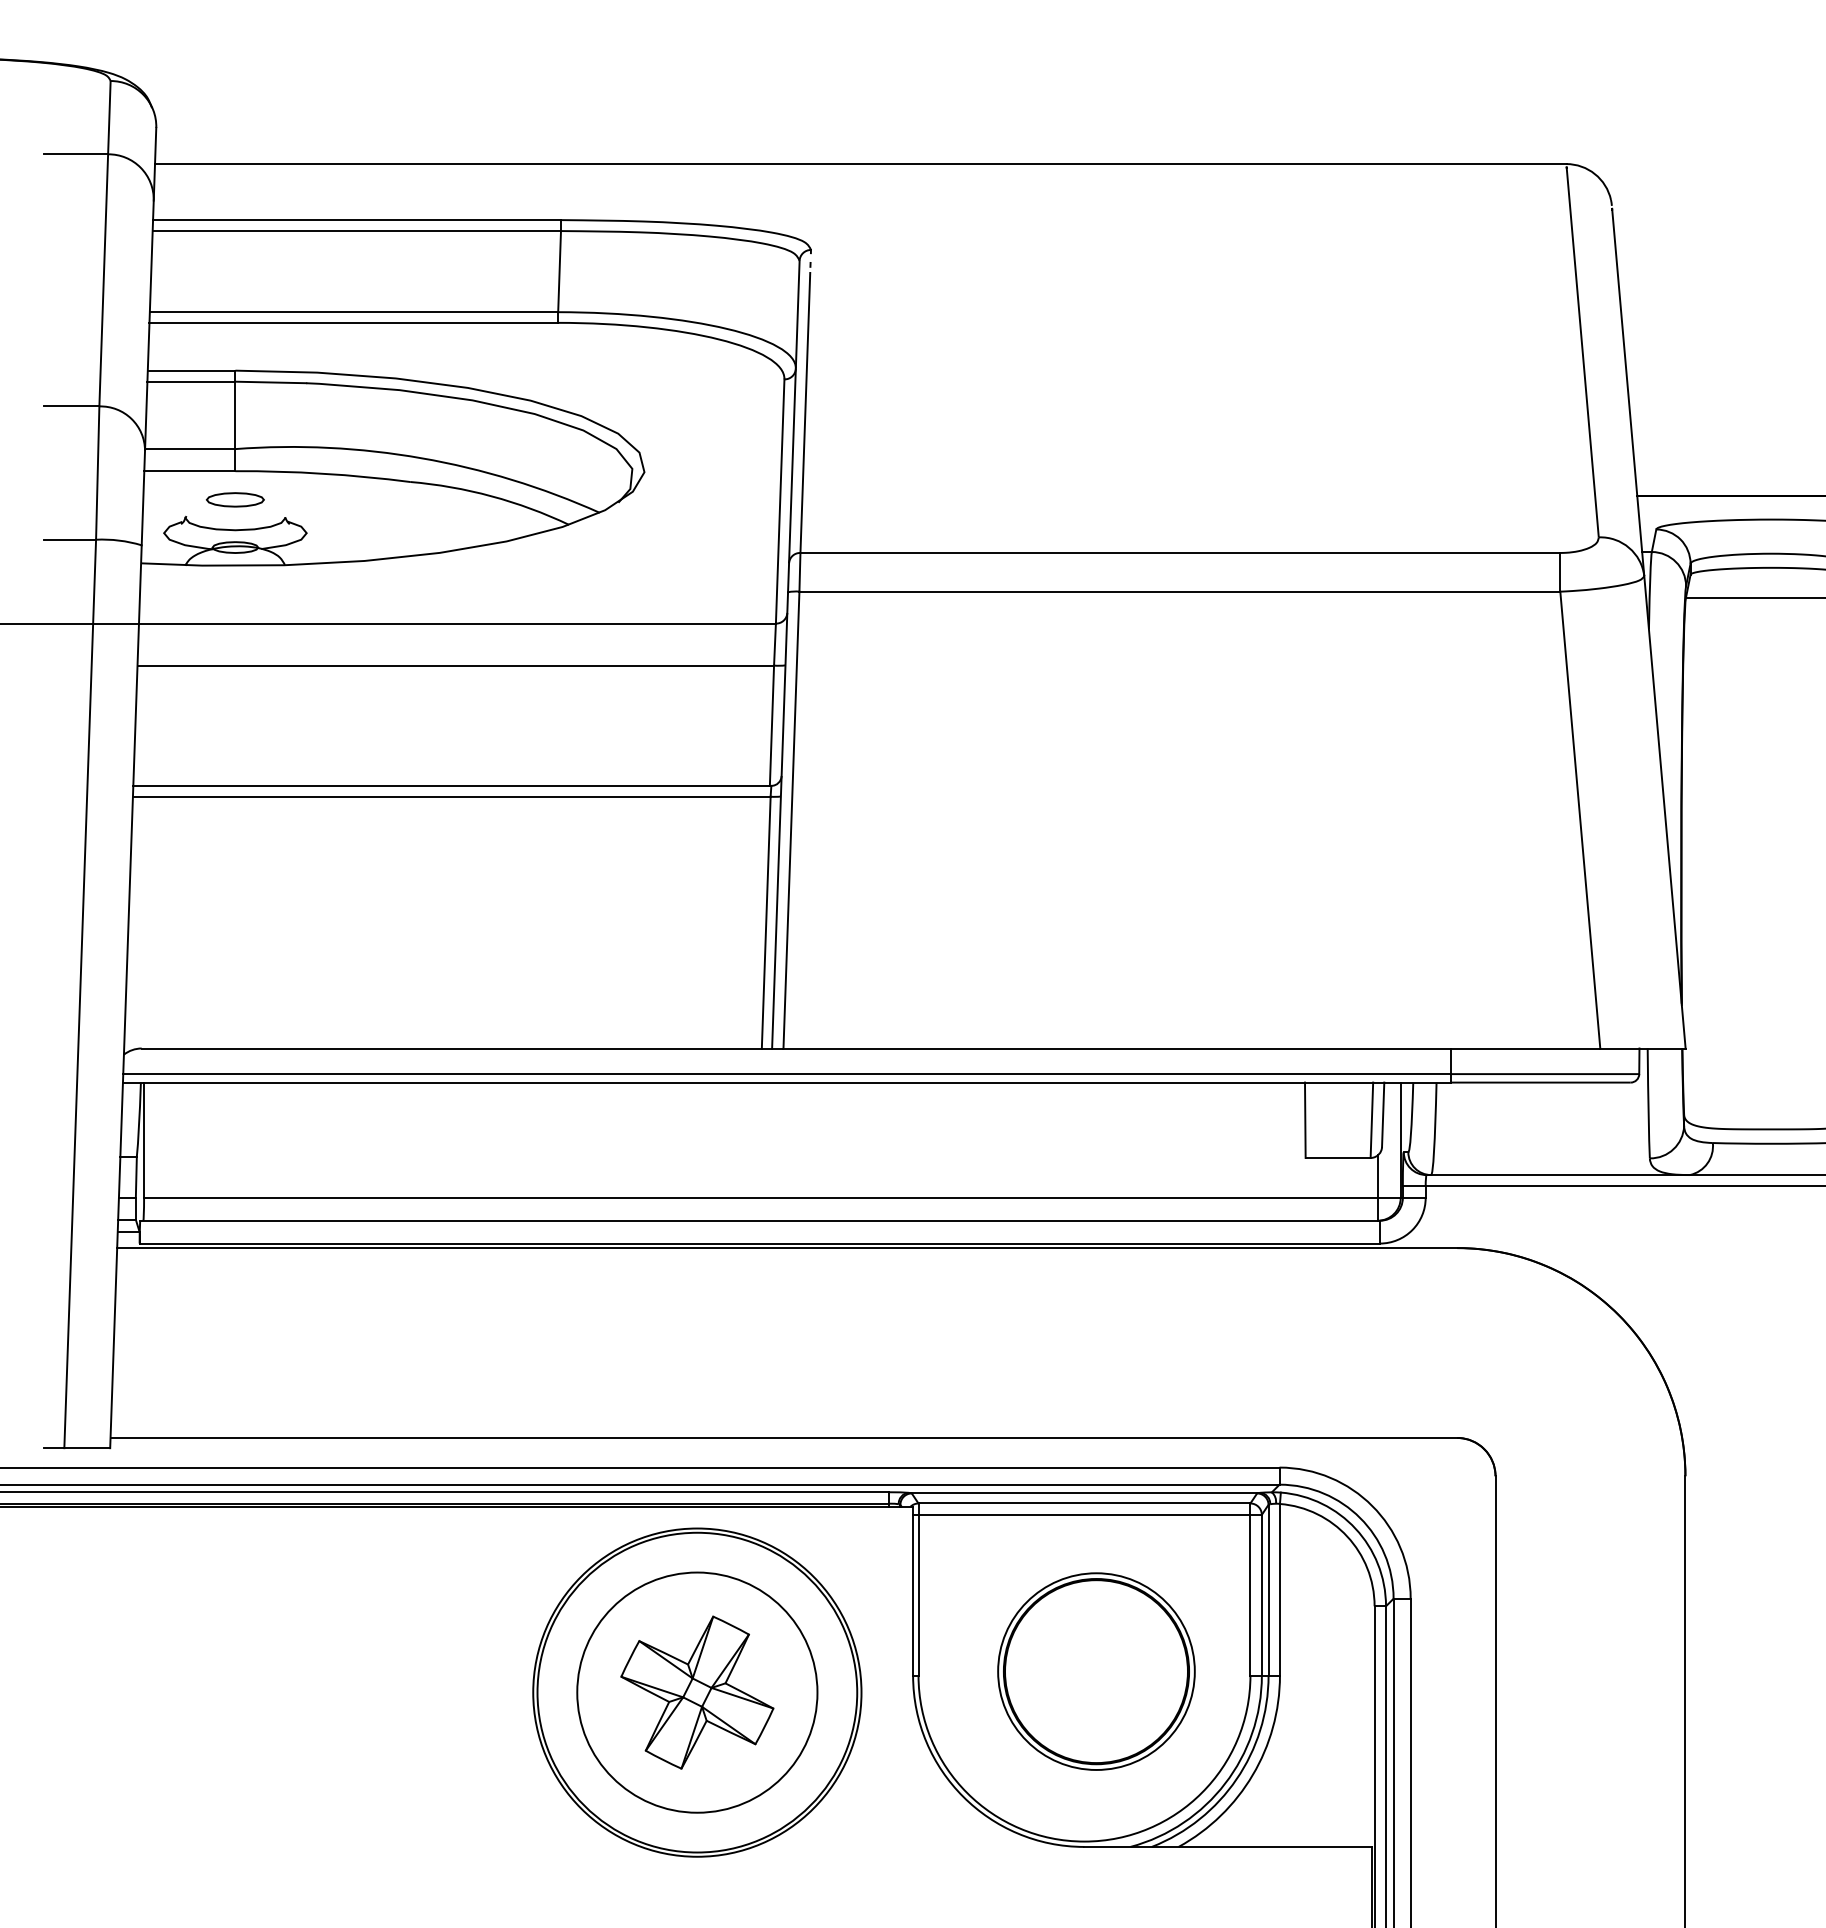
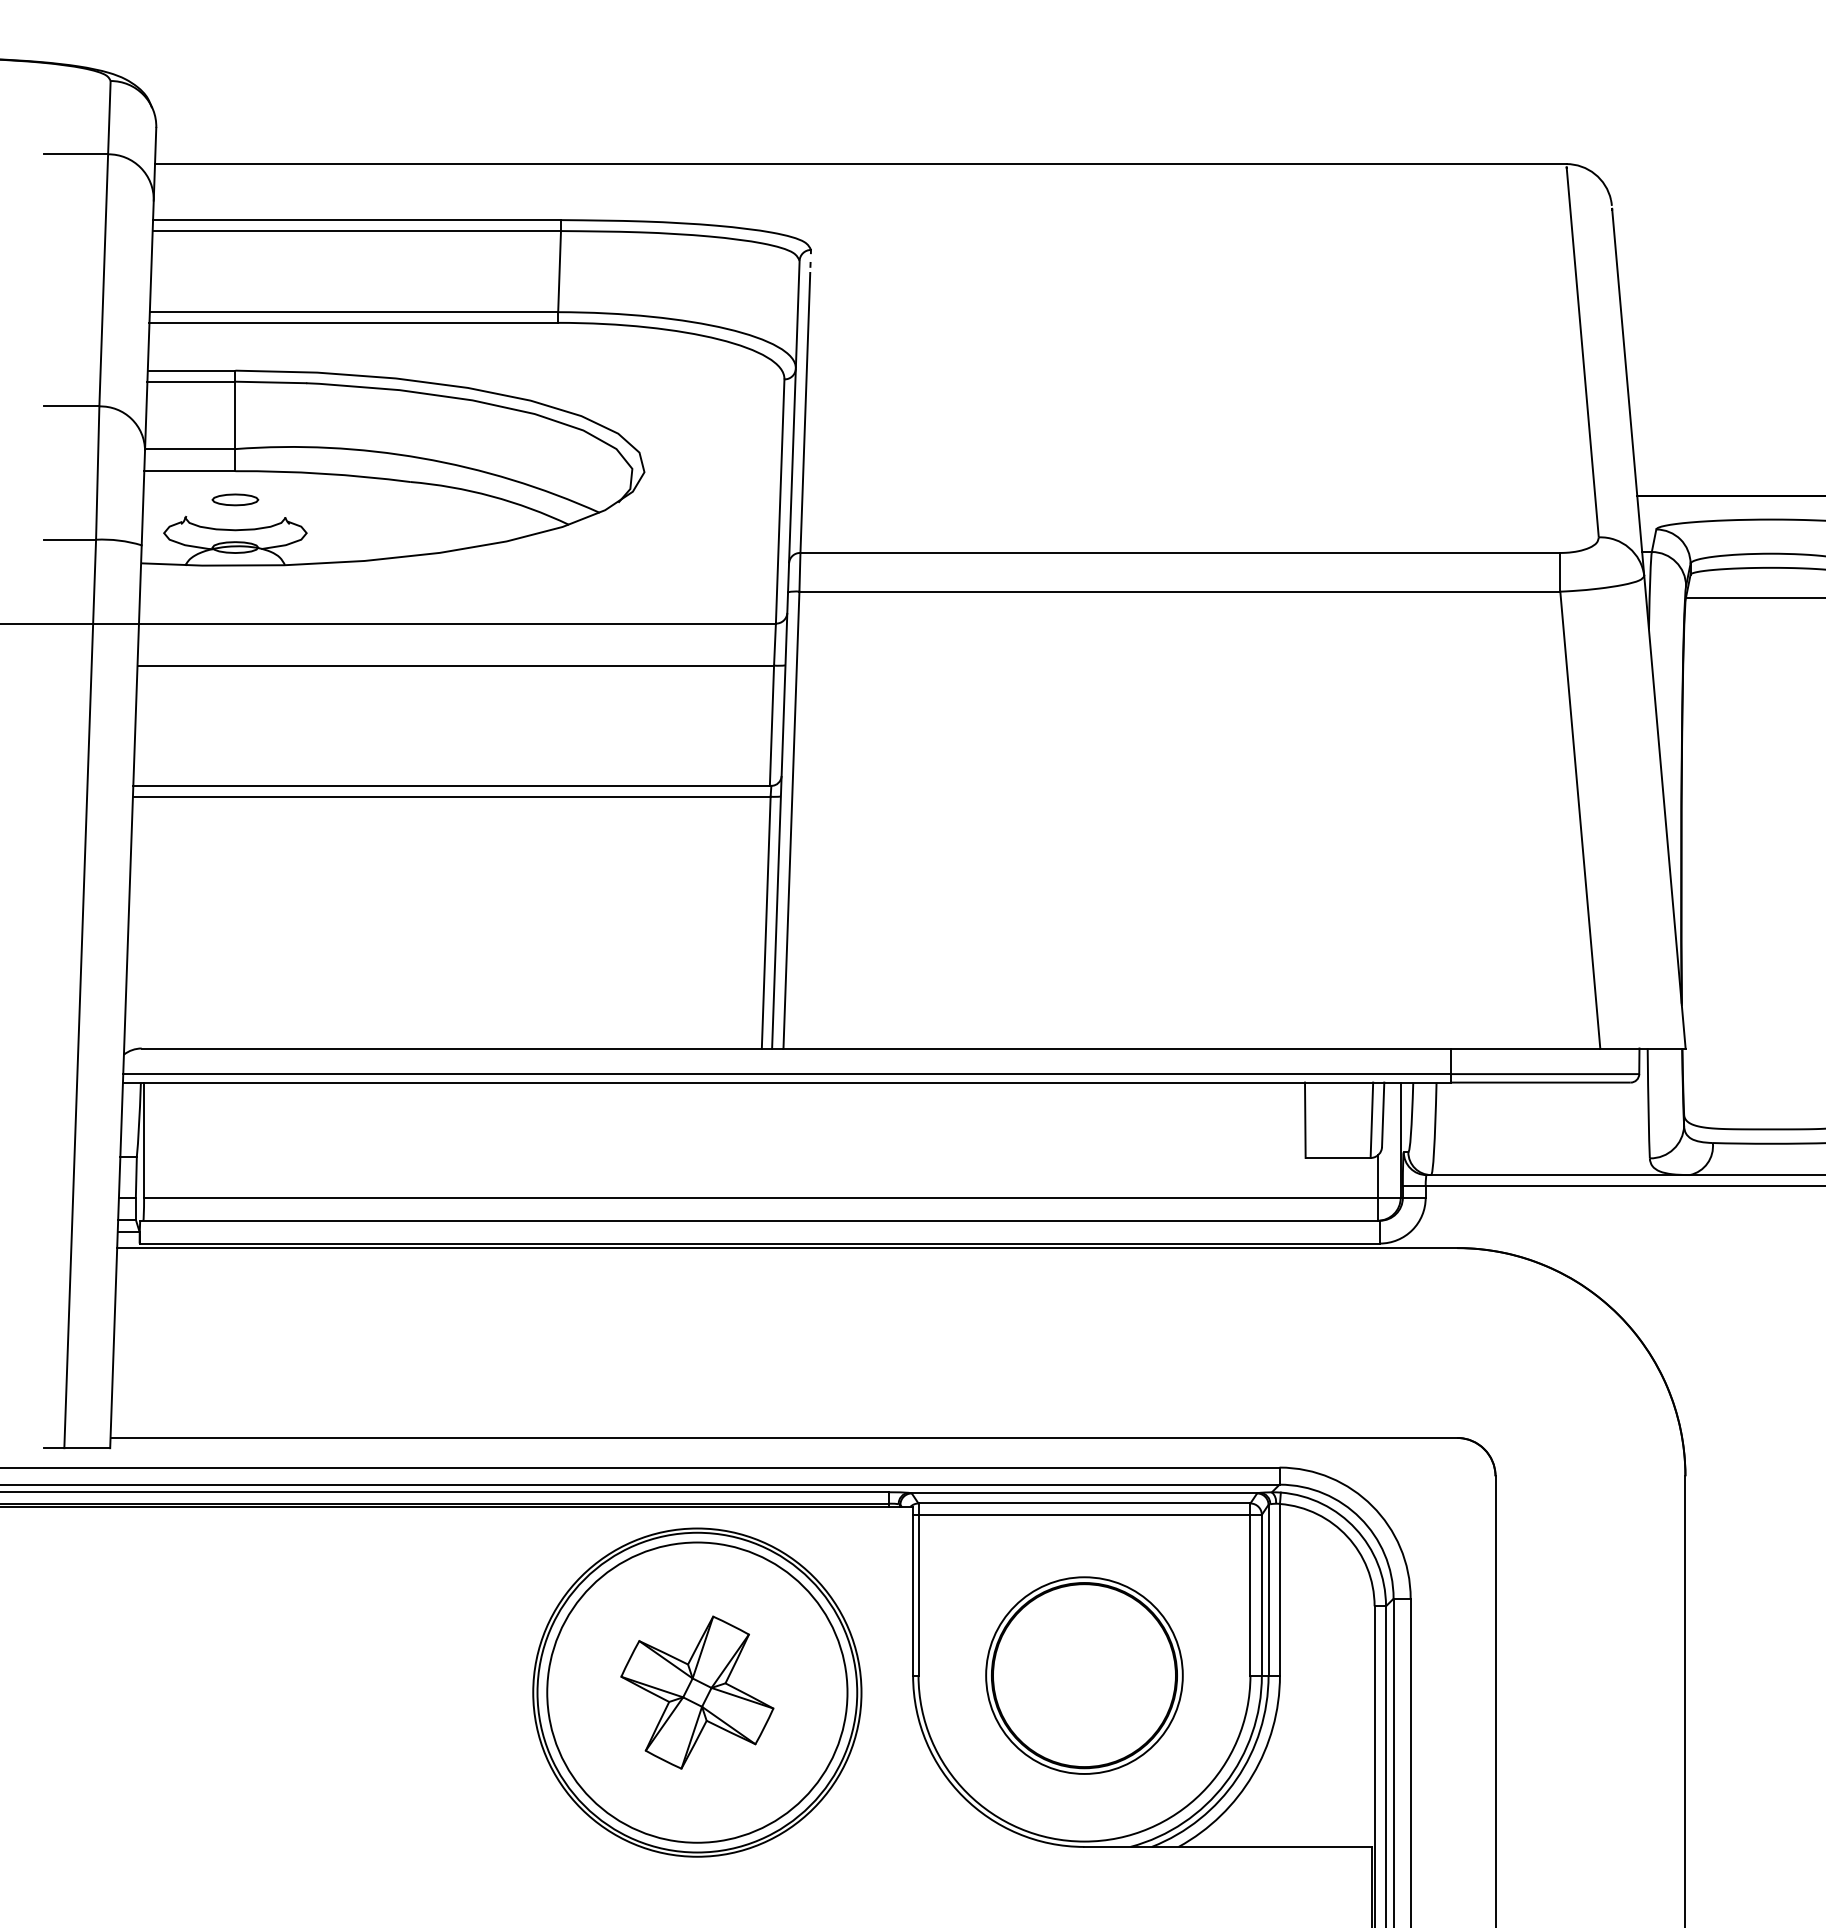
part size: 60x16 px -> 49x14 px (235, 499)
part position: (1096, 1671) -> (1084, 1675) (1084, 1675)
circle diameter: 240 px -> 300 px (697, 1692)
